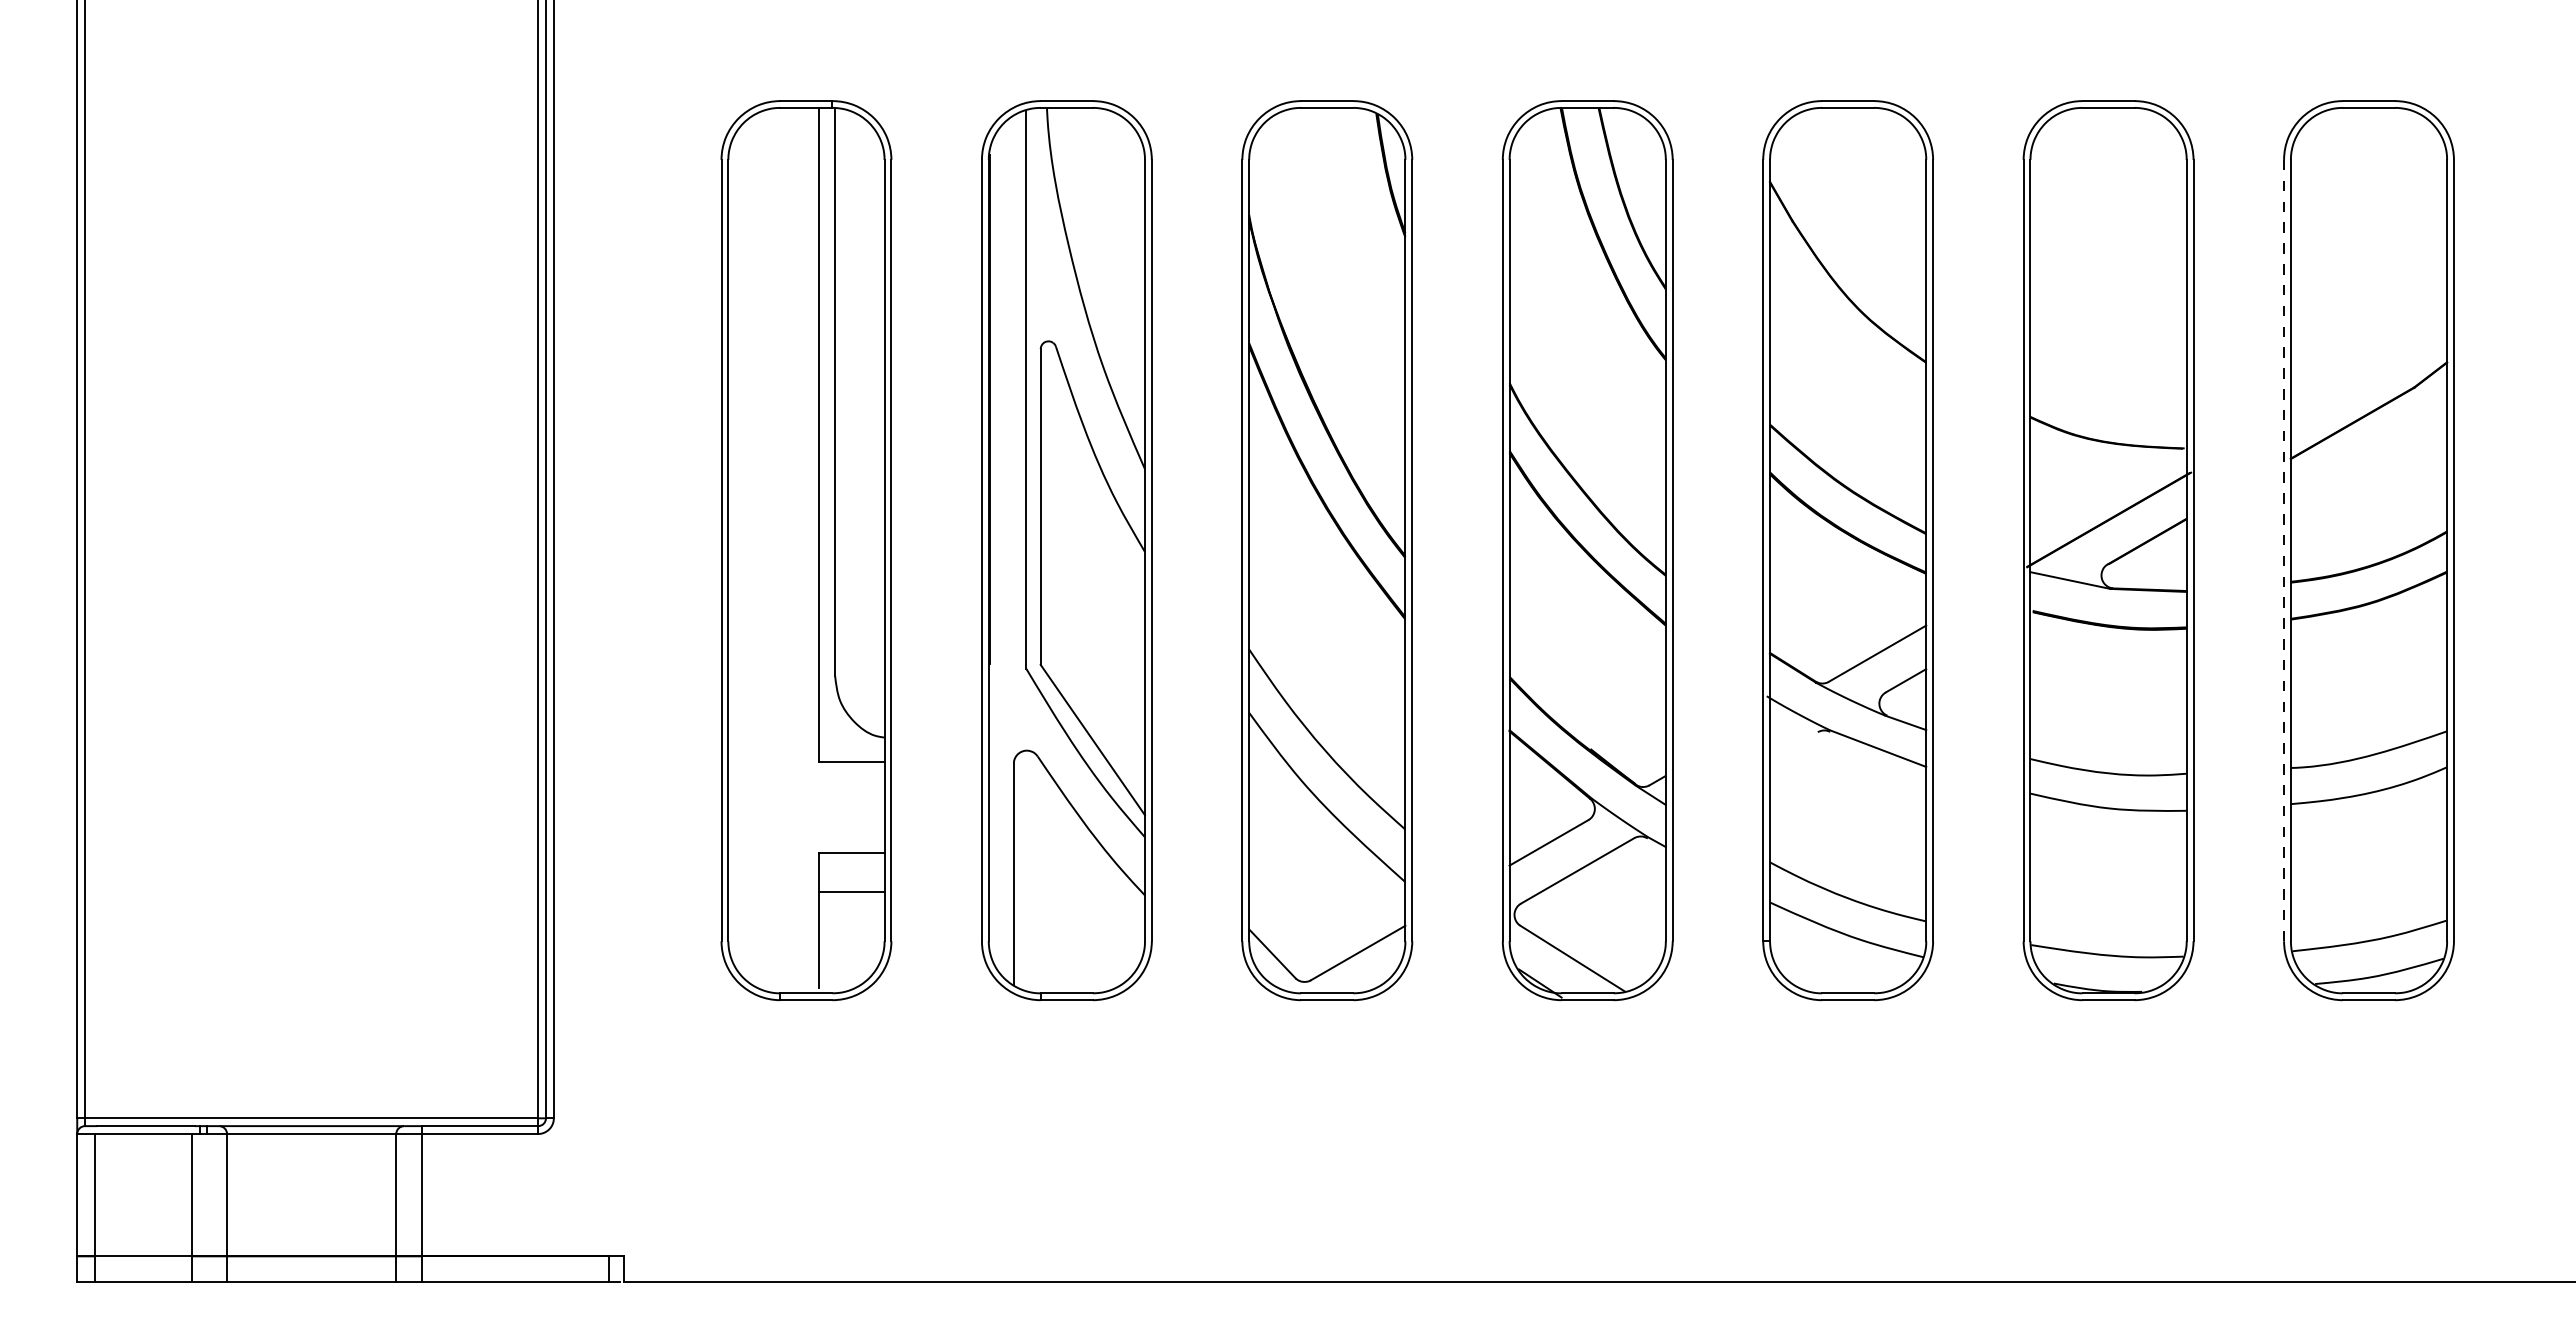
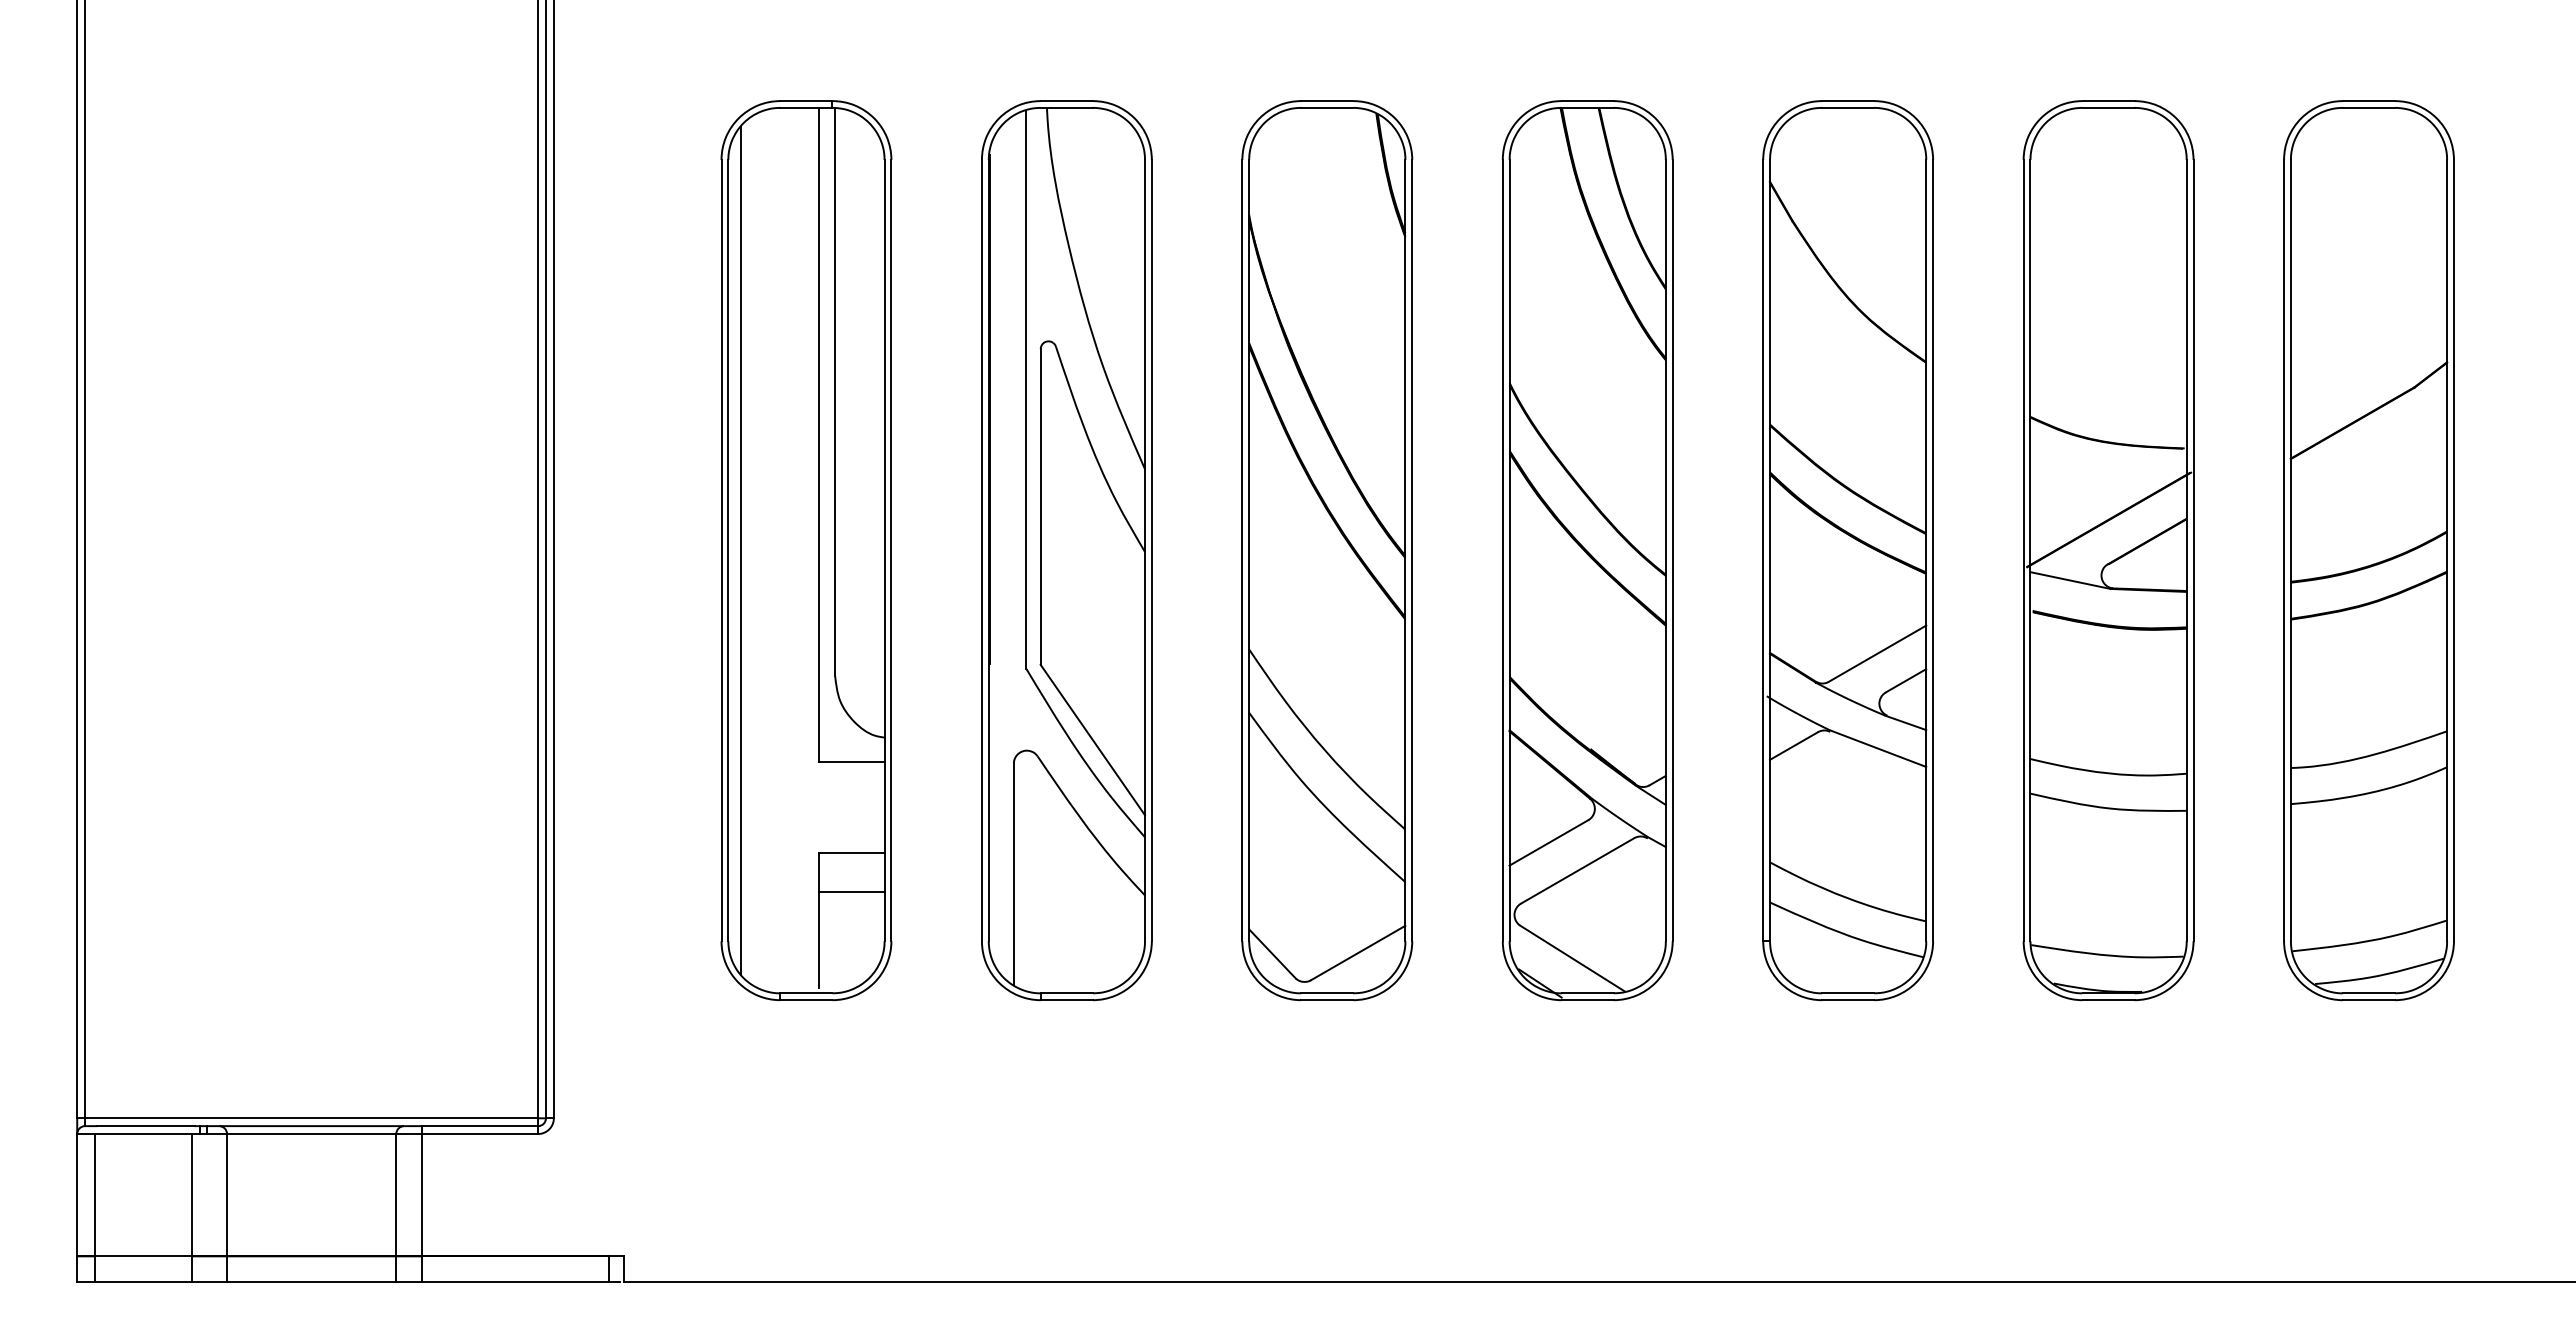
line: none -> present (741, 550)
line: dashed -> solid (2284, 550)
line: none -> present (1793, 745)
